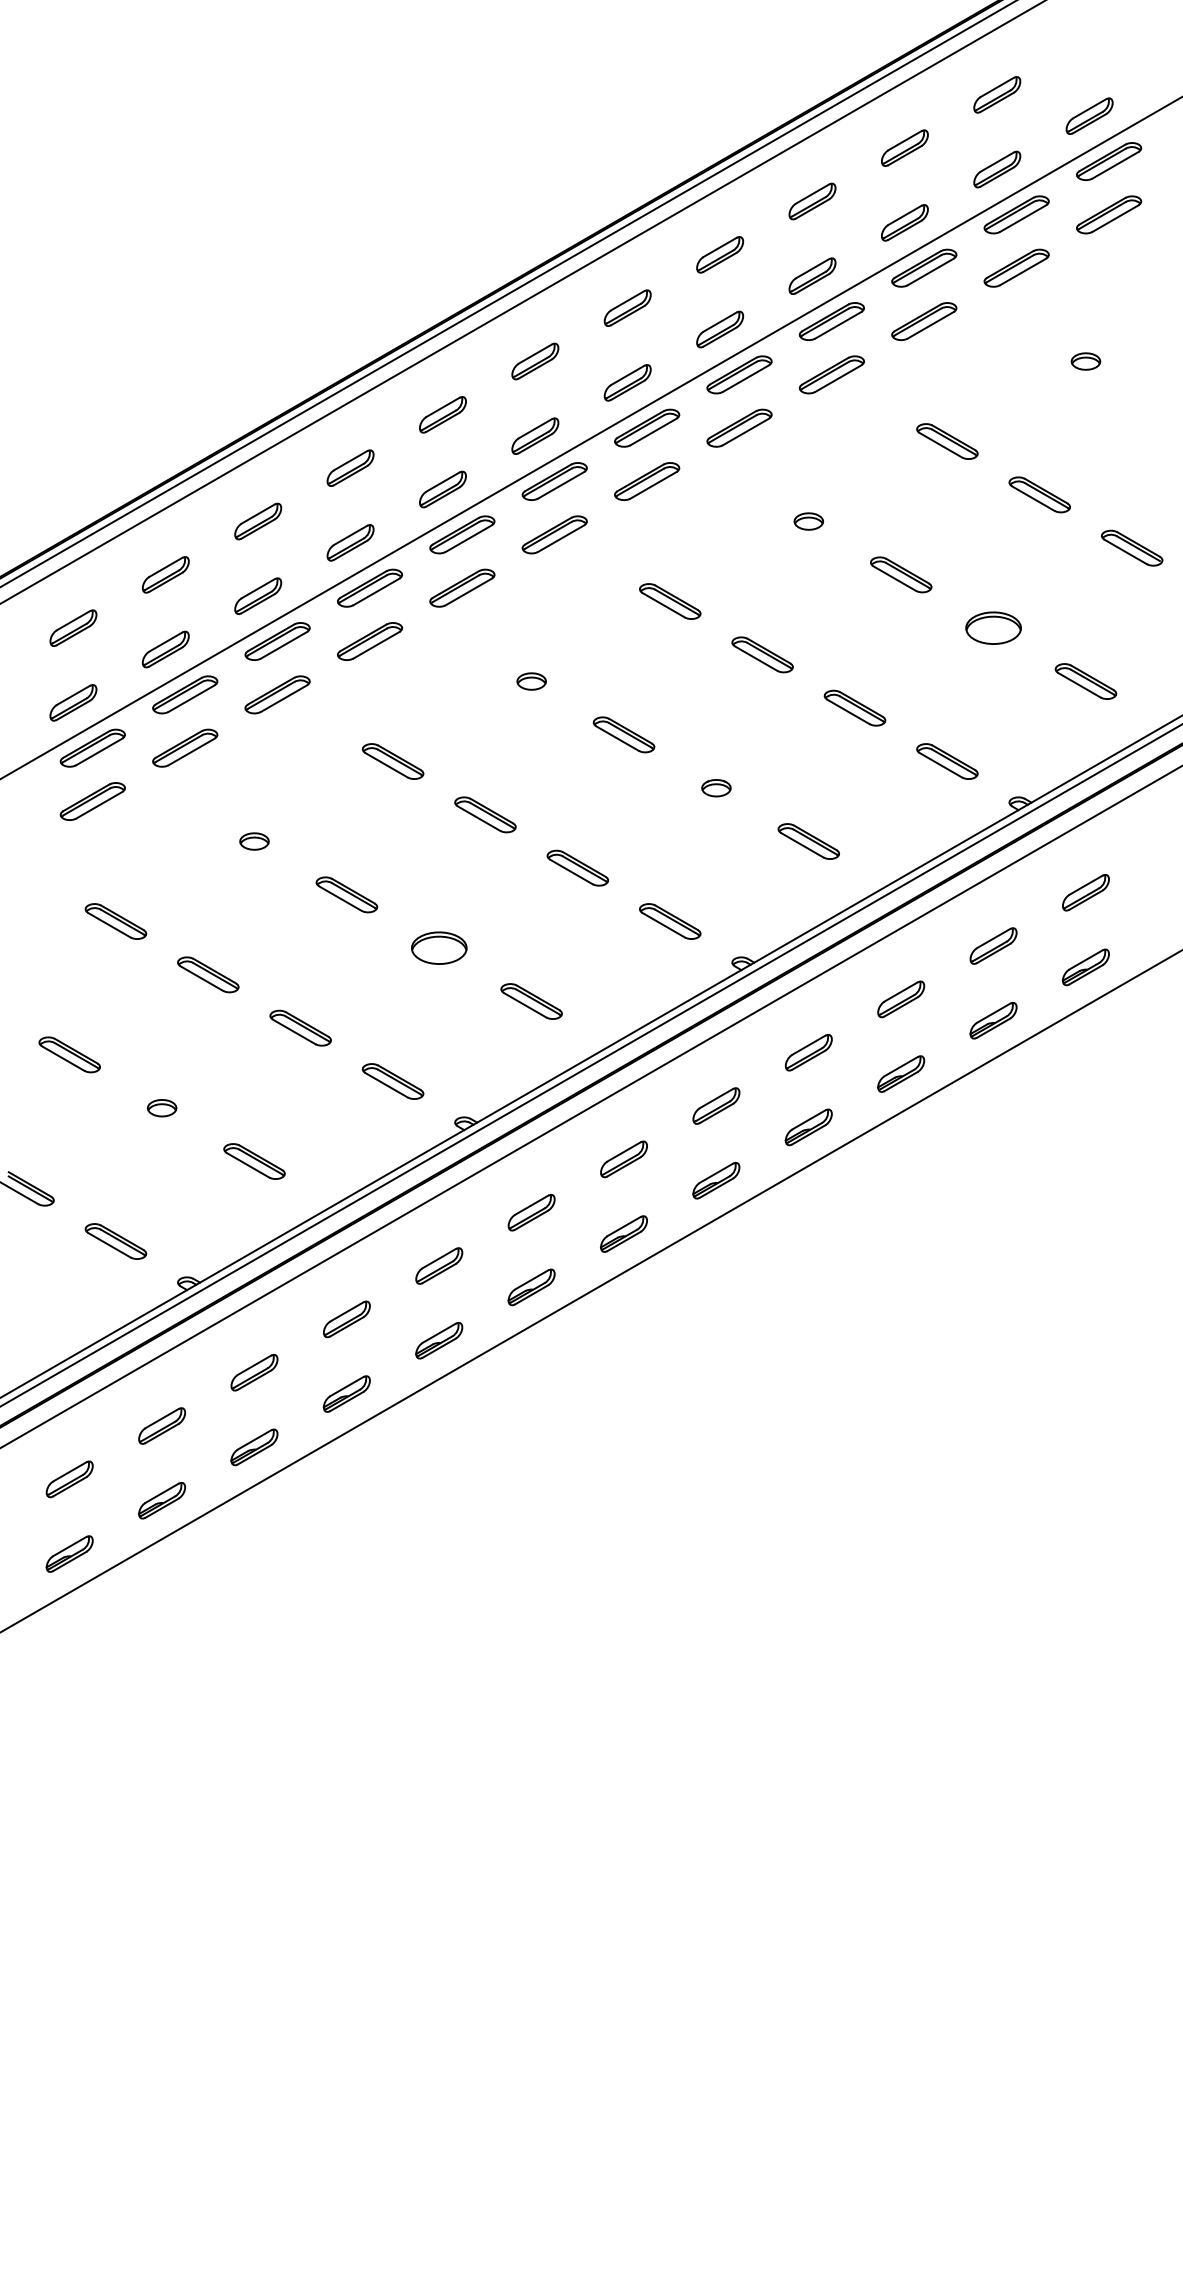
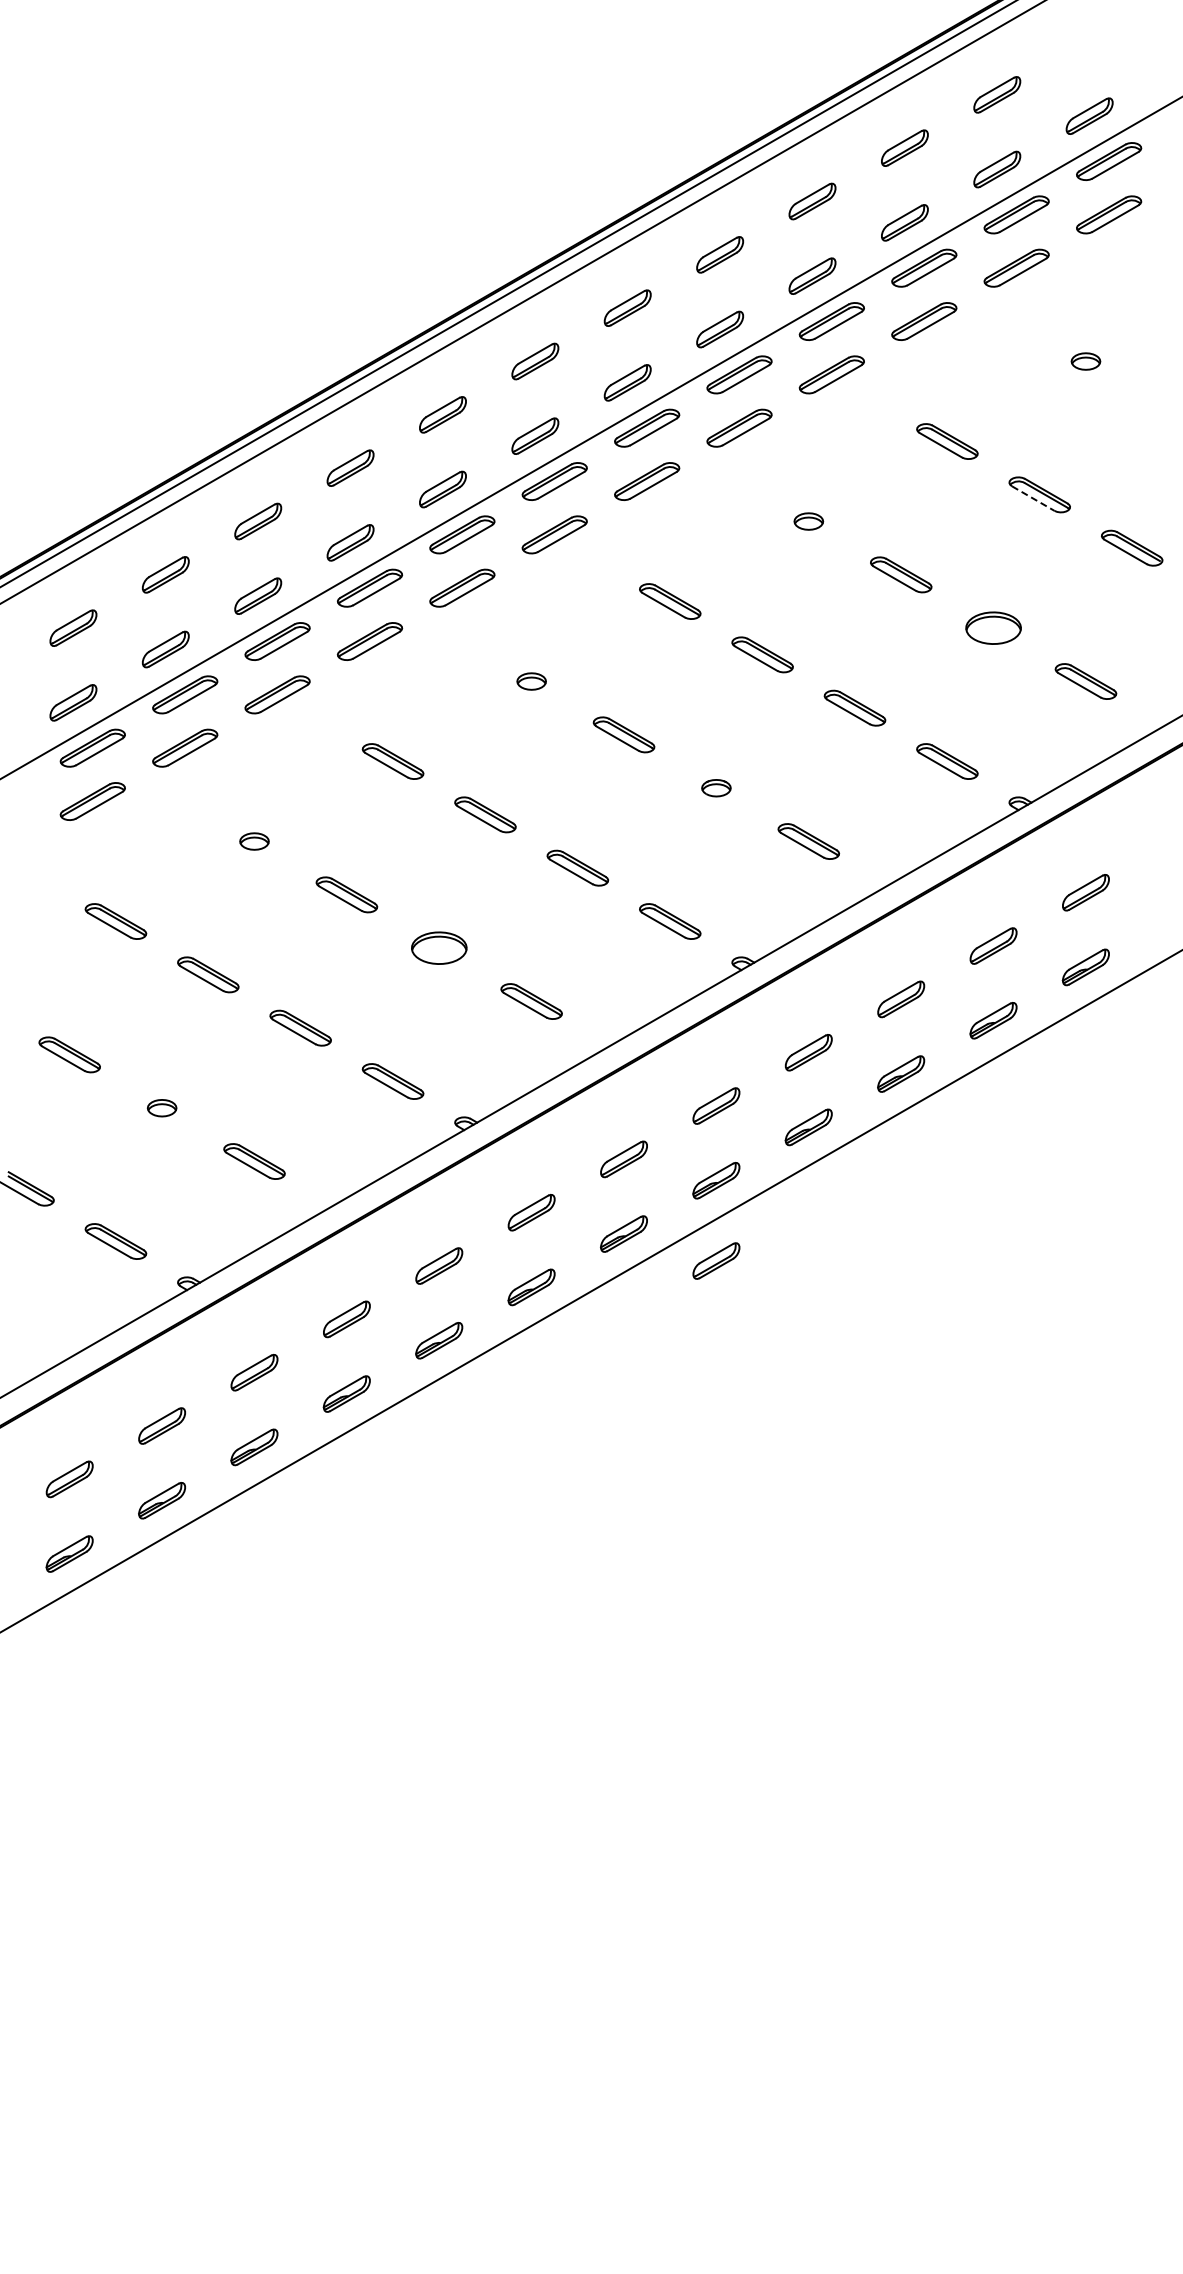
line: solid -> dashed (1033, 498)
line: present -> none (590, 1065)
line: present -> none (590, 1106)
part: none -> present (716, 1260)
